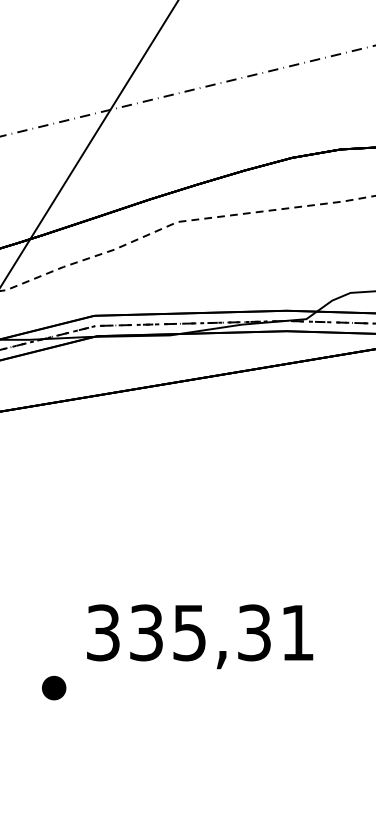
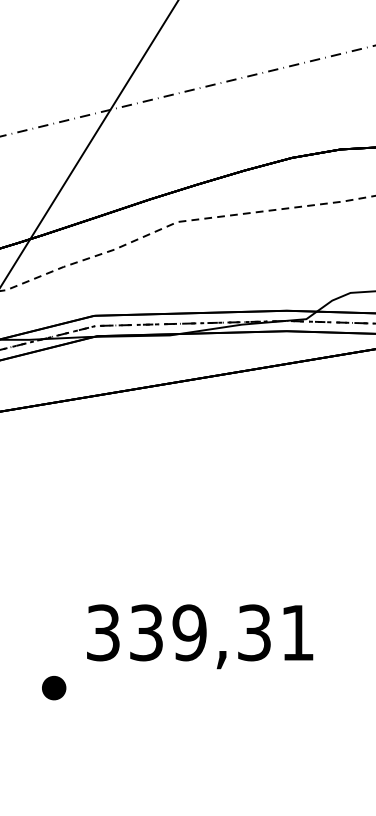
text: 335,31 -> 339,31 (189, 632)
